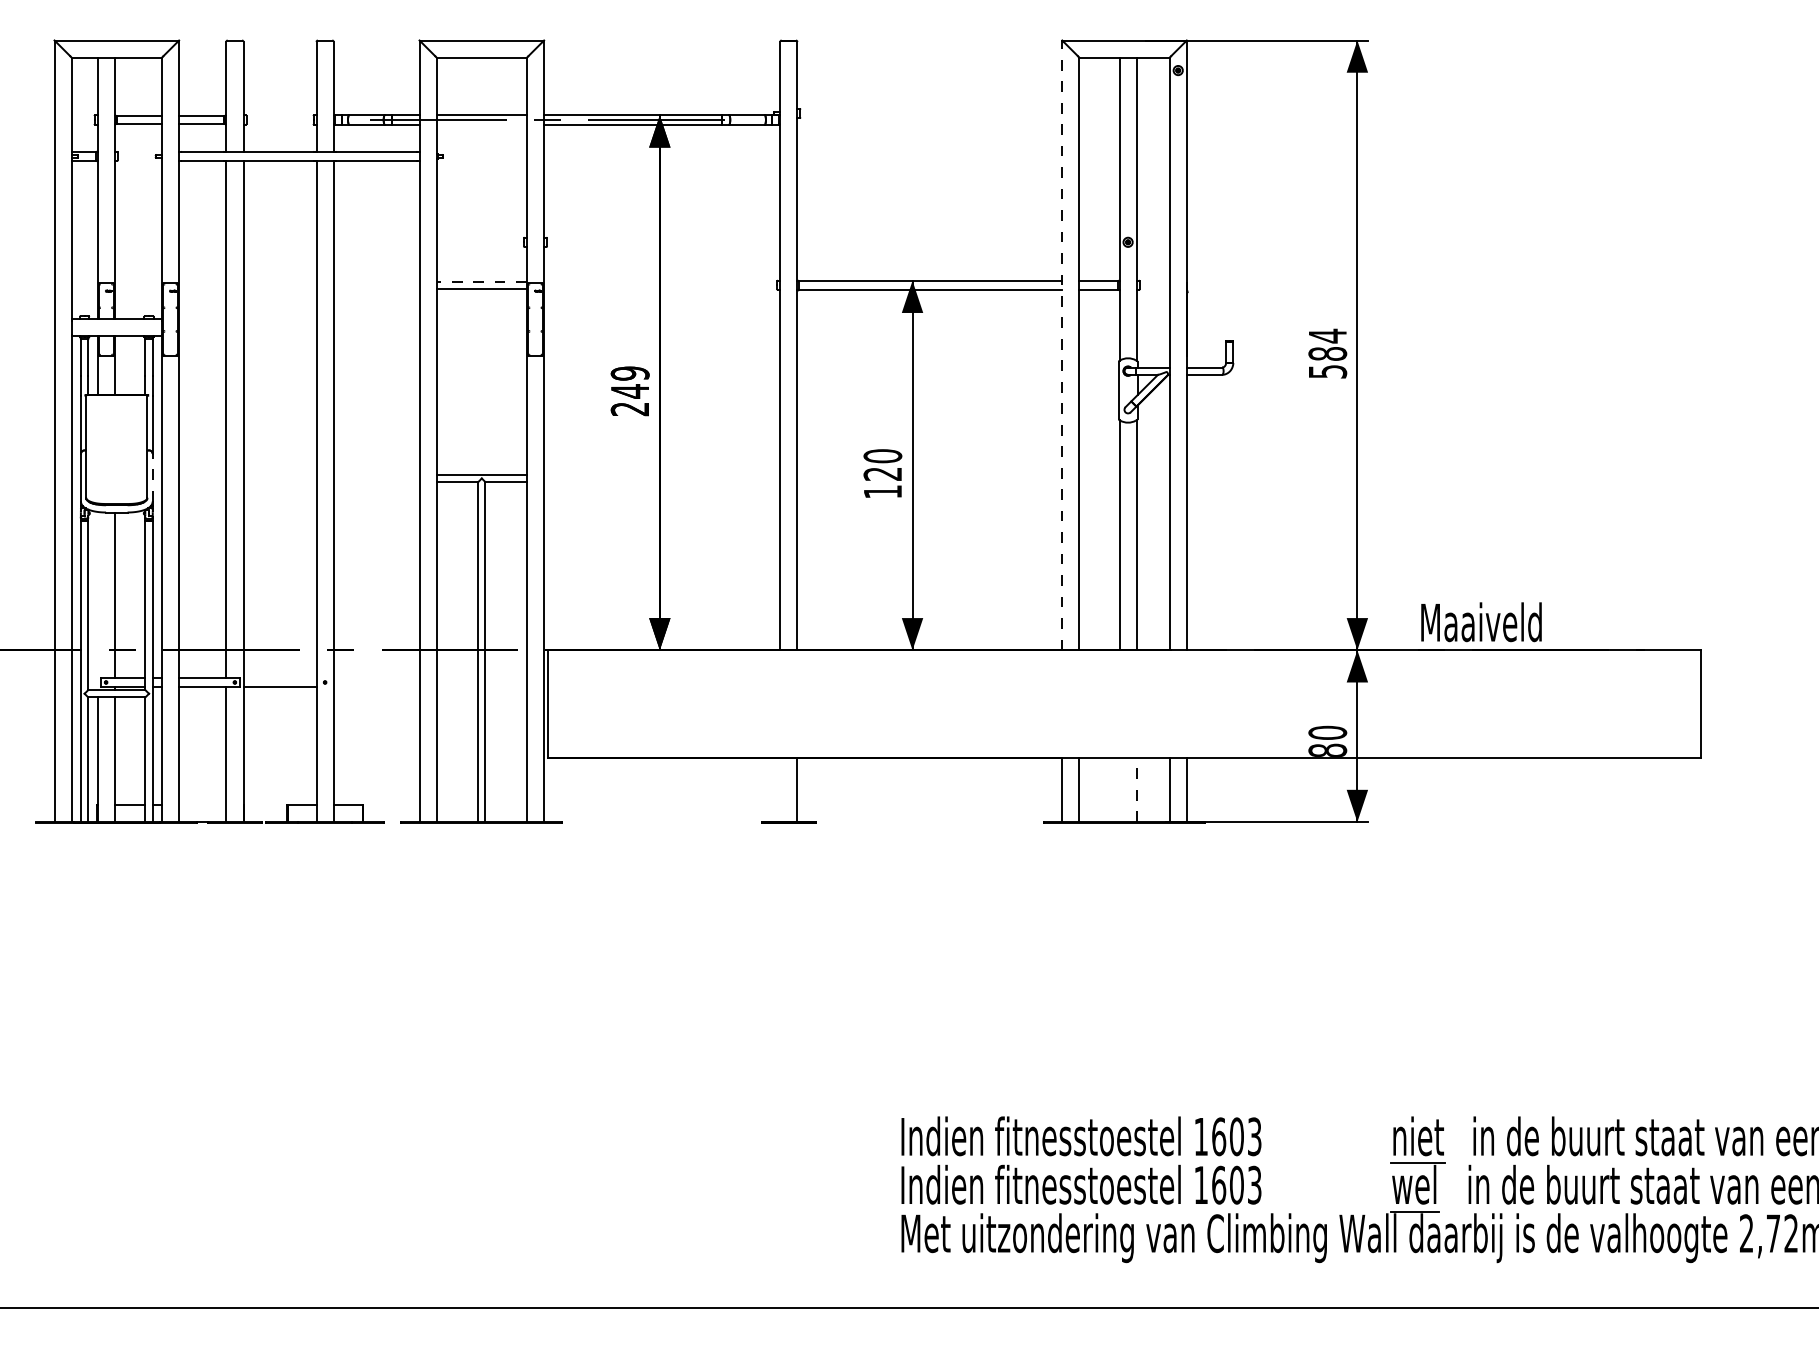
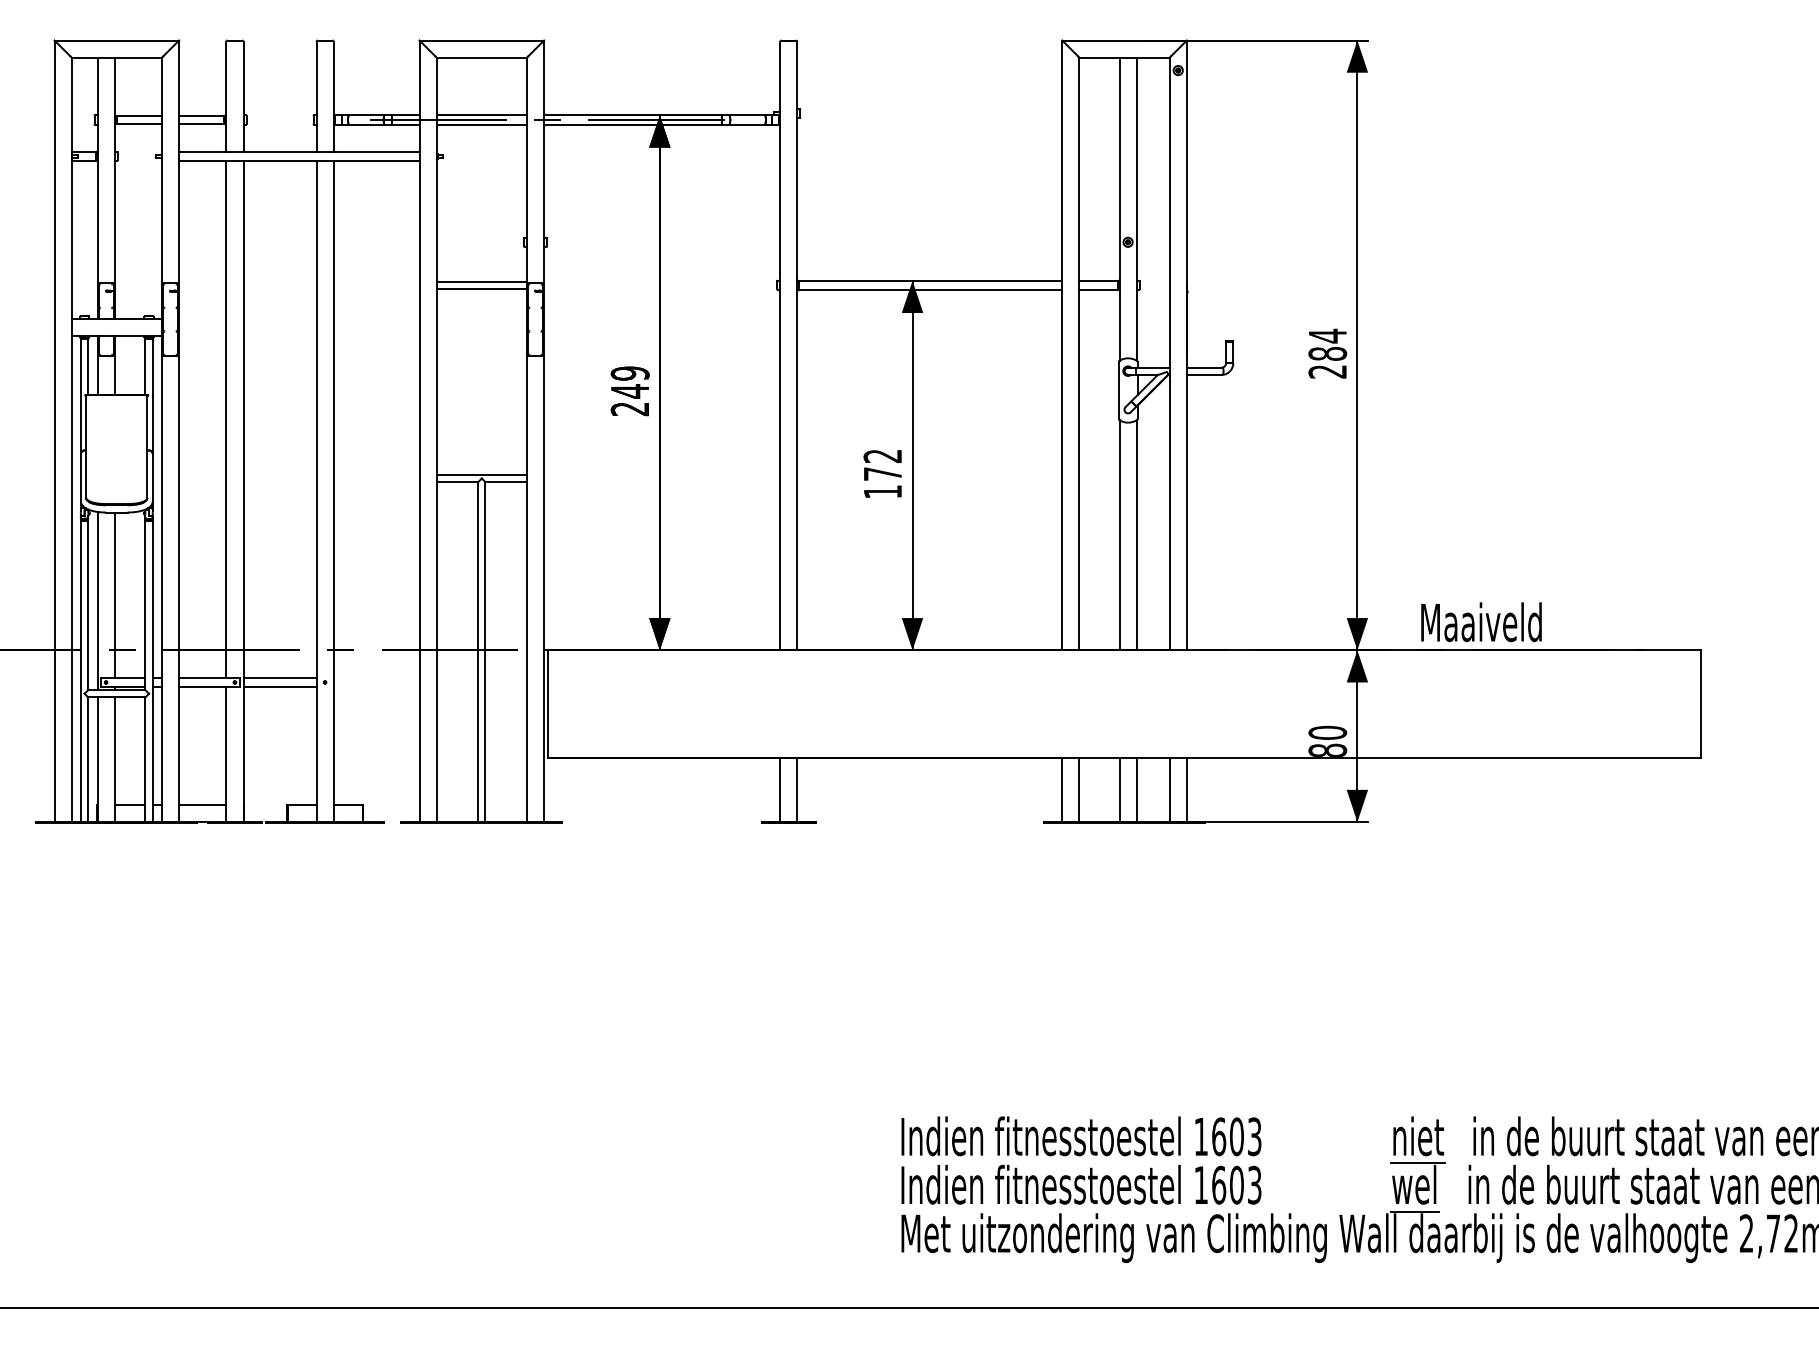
line: none -> present (481, 124)
line: dashed -> solid (481, 281)
line: dashed -> solid (1062, 345)
text: 584 -> 284 (1327, 371)
text: 120 -> 172 (882, 464)
line: dashed -> solid (152, 477)
line: none -> present (97, 600)
line: none -> present (279, 678)
line: none -> present (780, 789)
line: none -> present (1119, 789)
line: dashed -> solid (1136, 789)
line: none -> present (202, 804)
